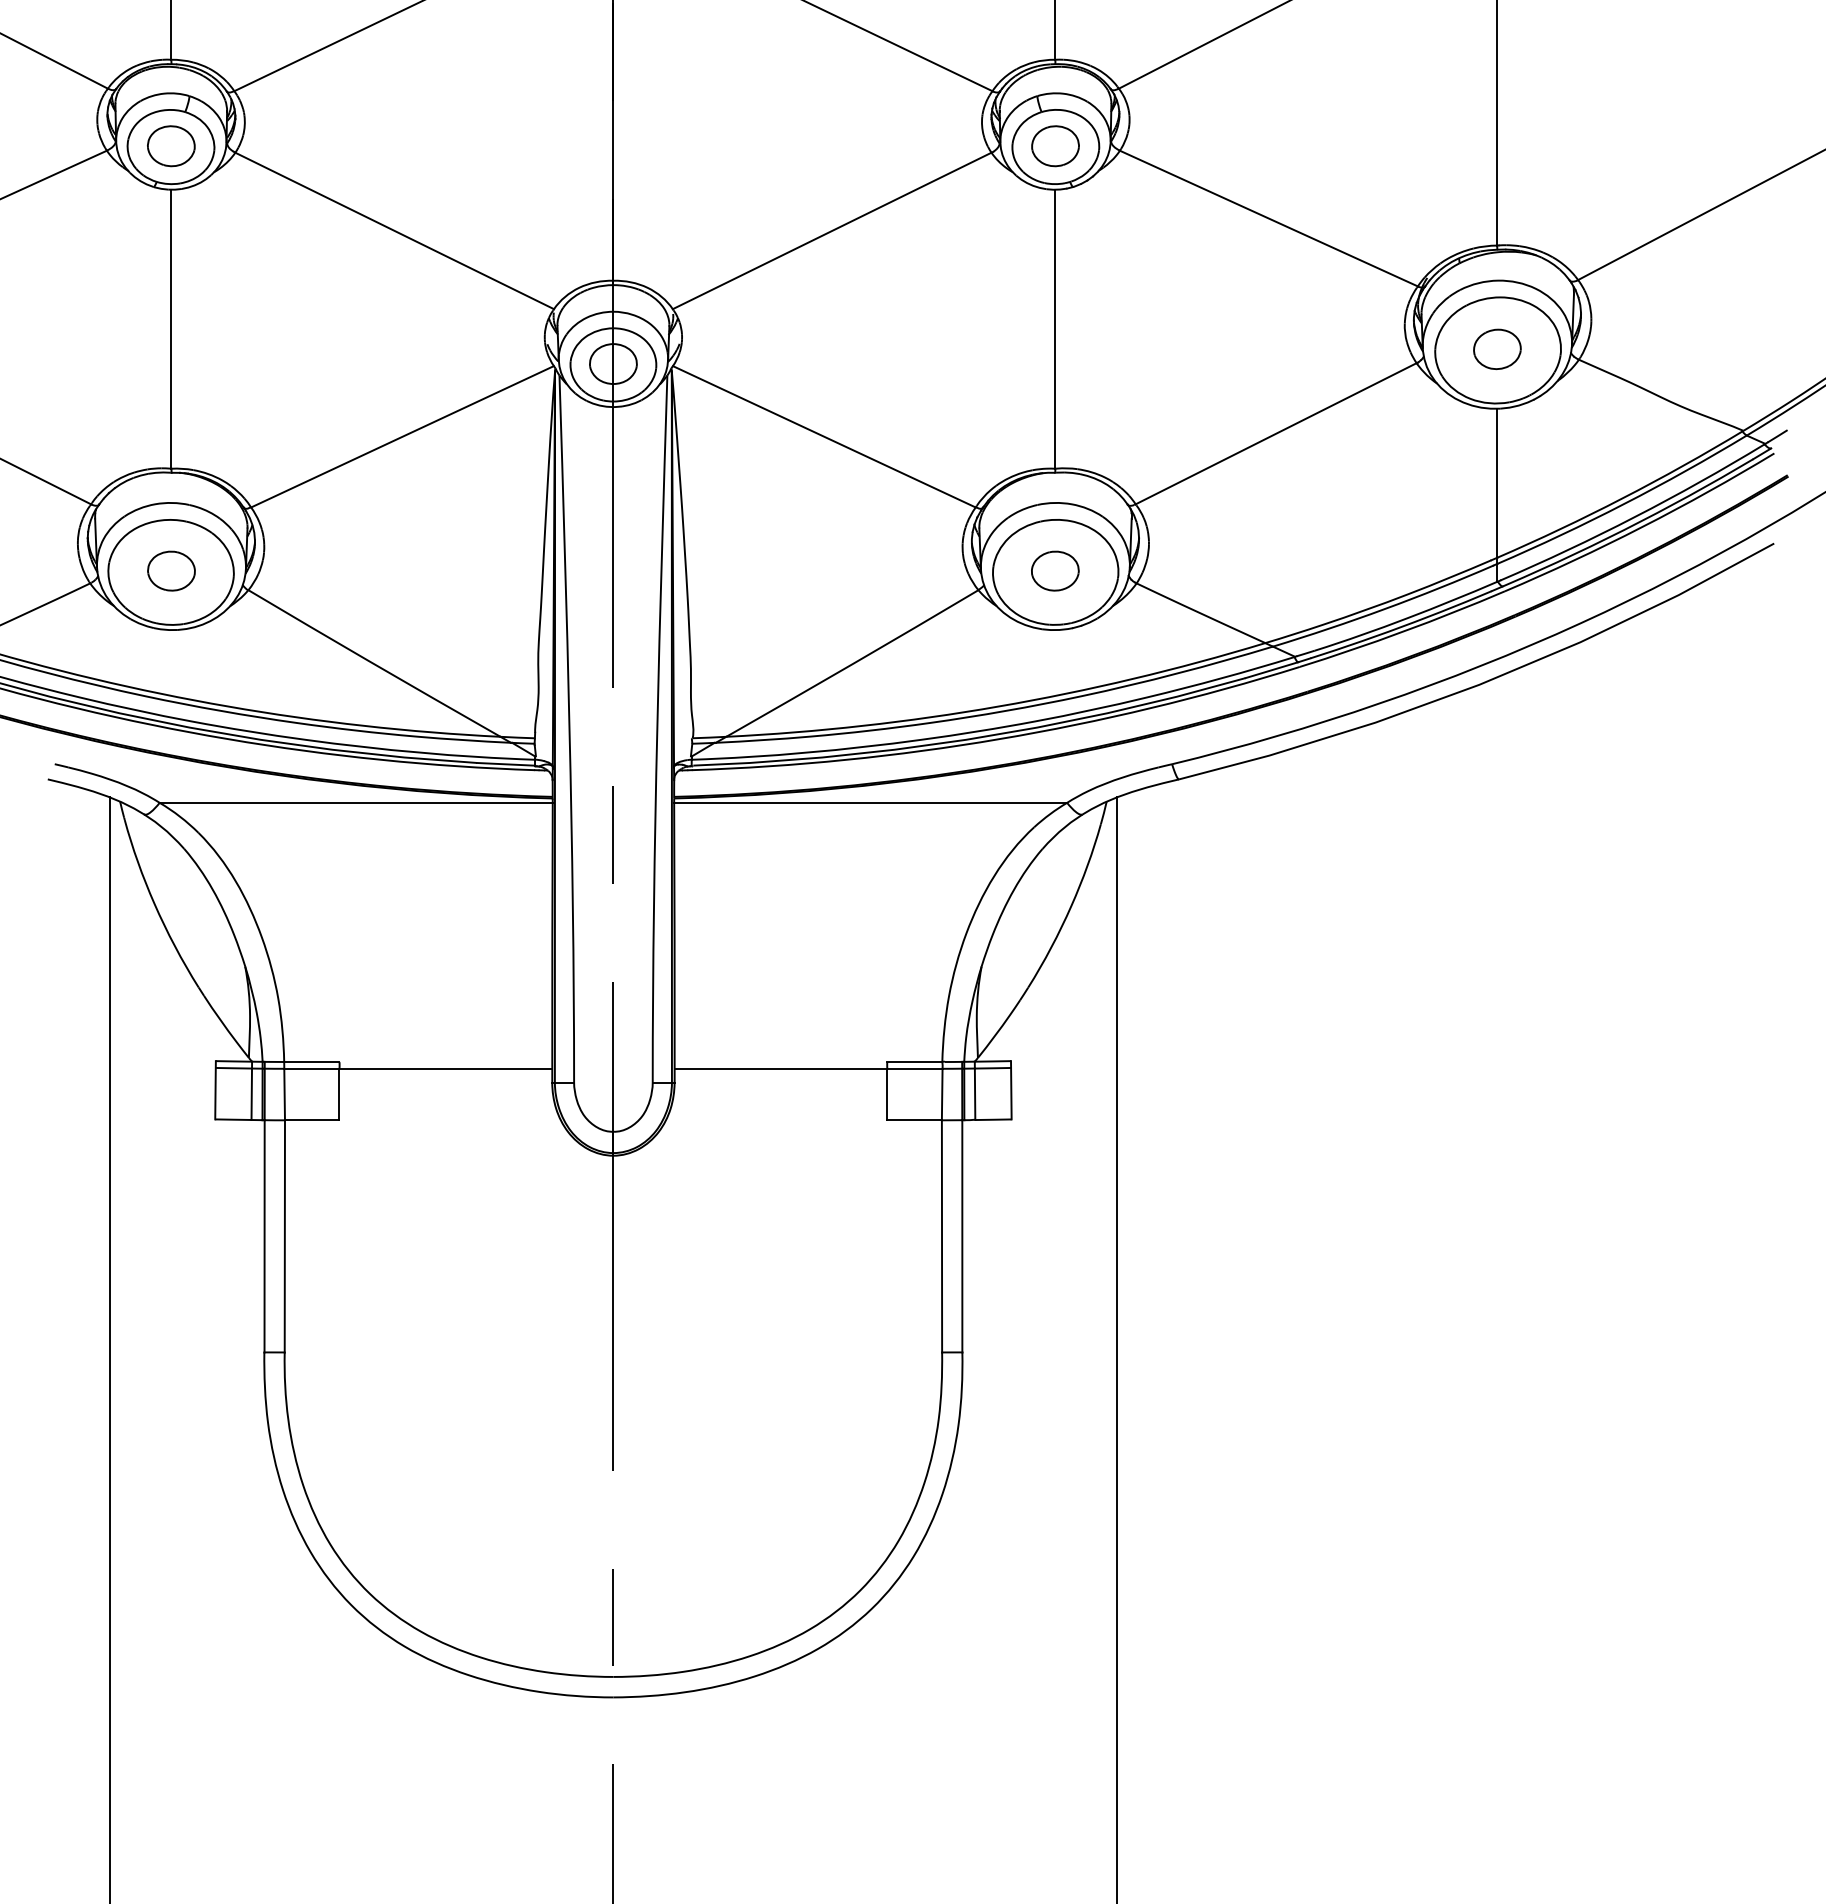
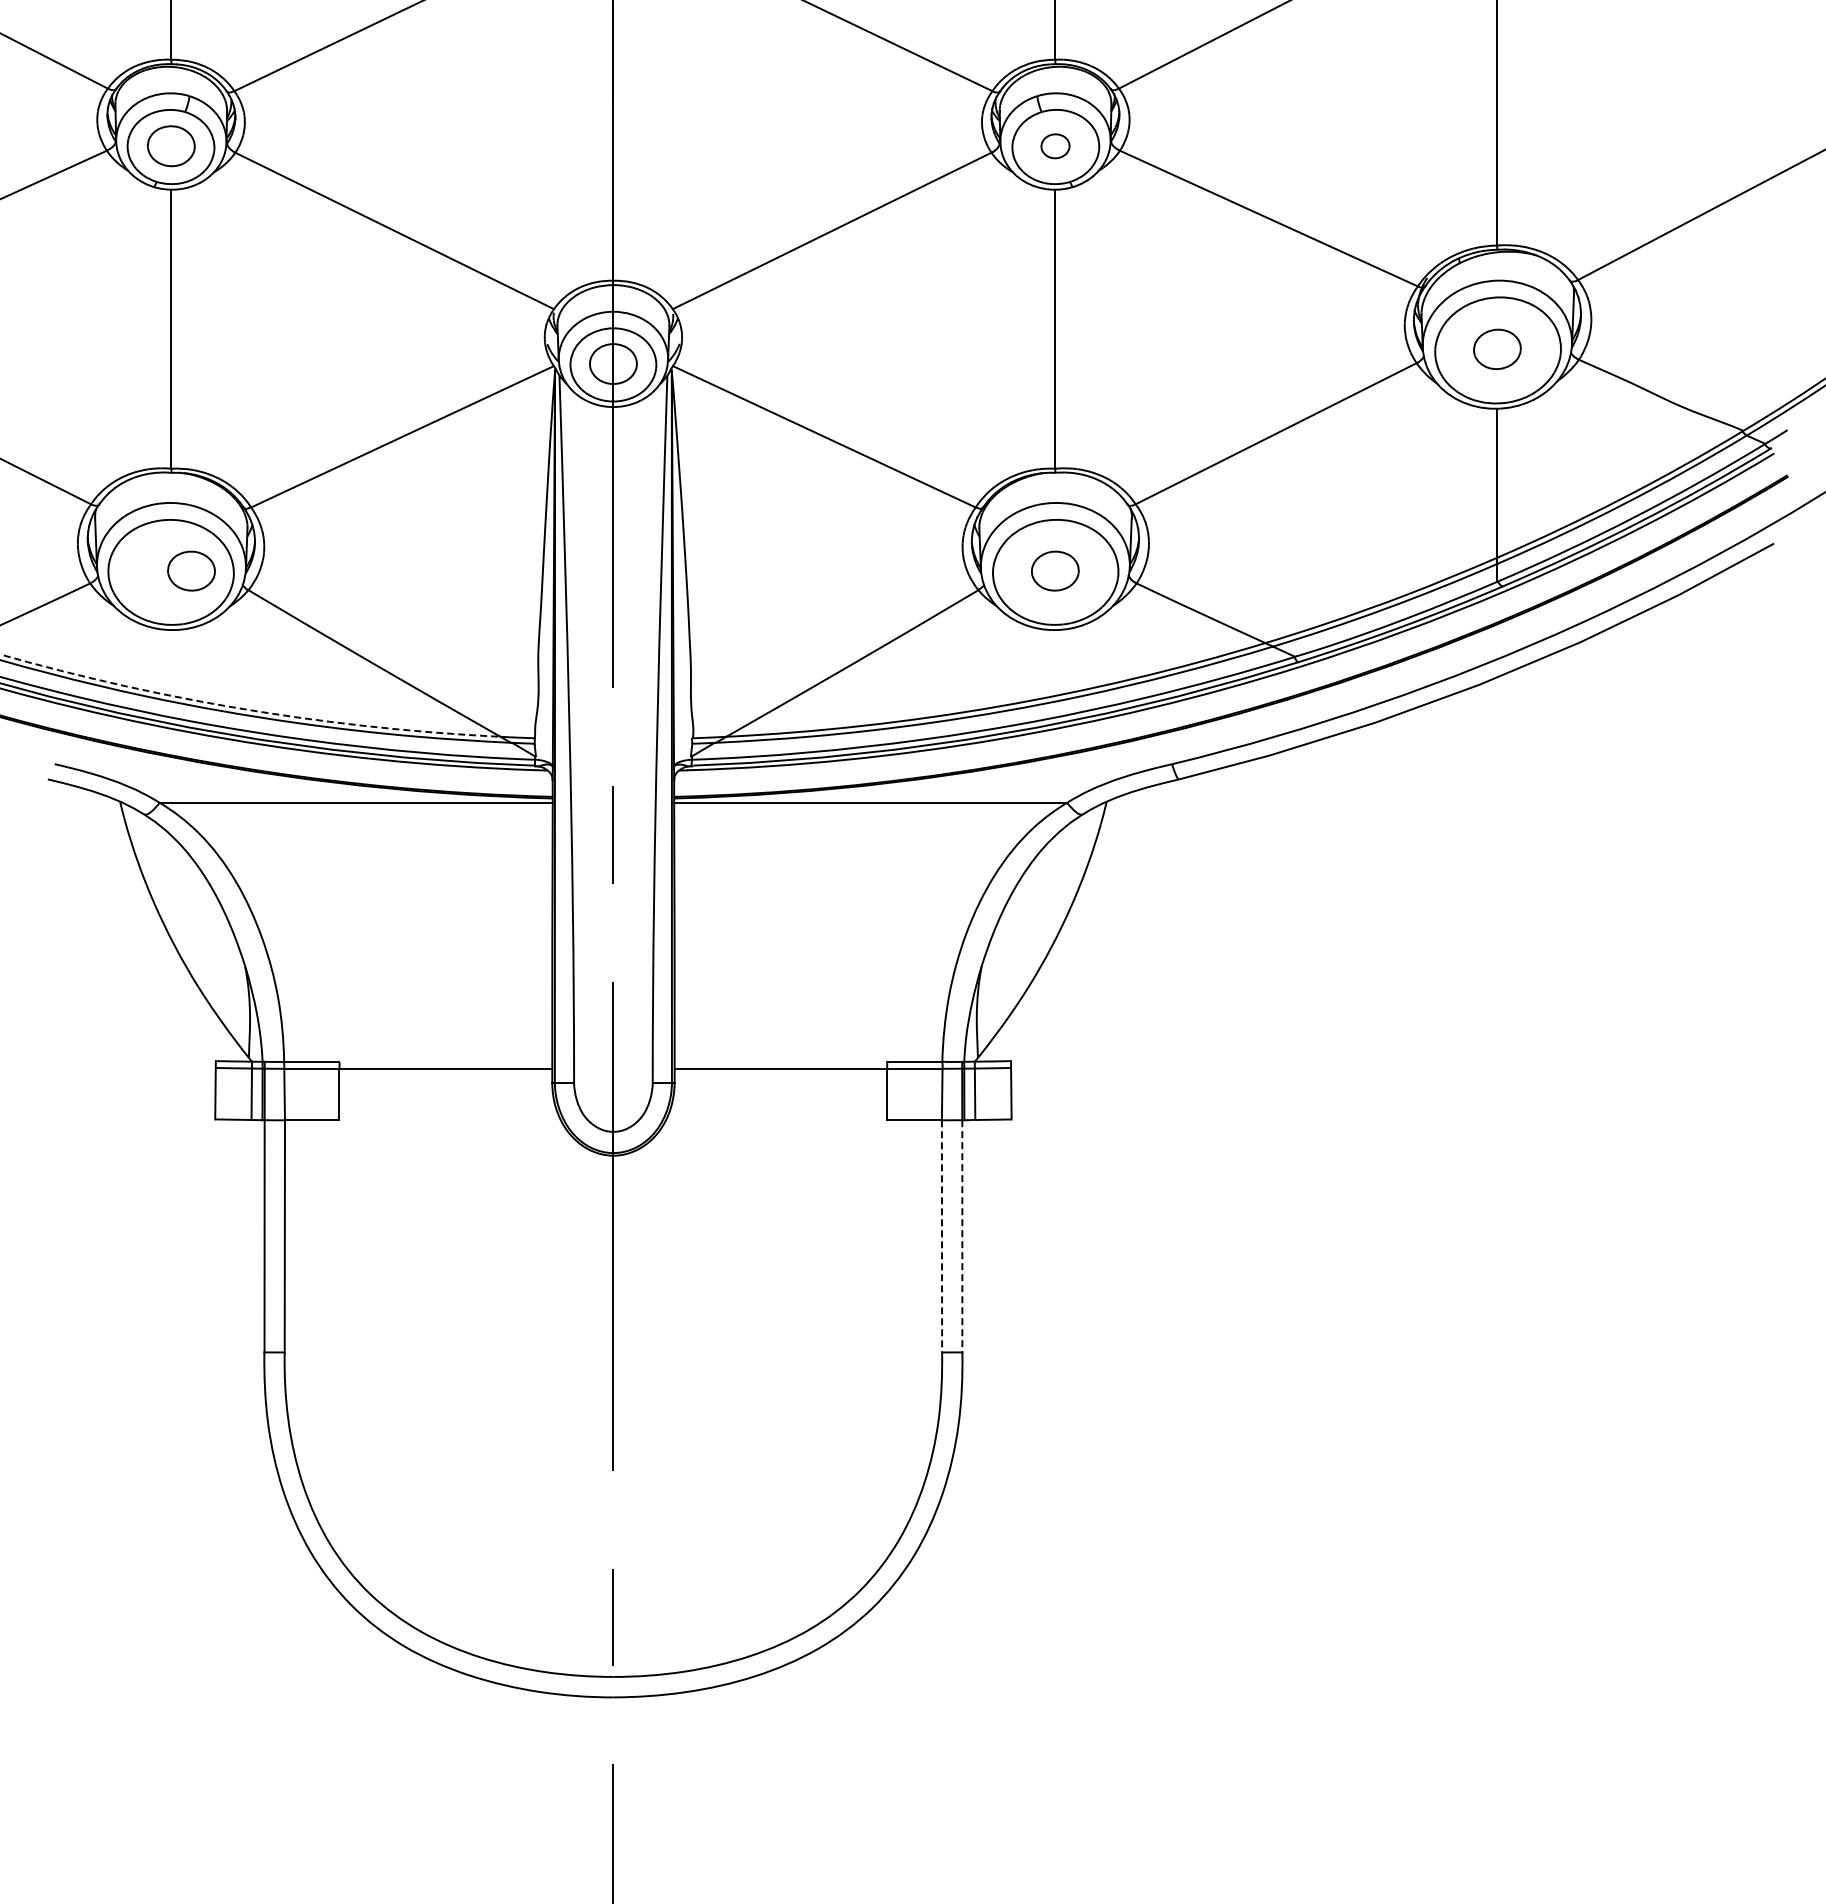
part size: 49x43 px -> 31x27 px (1055, 146)
part position: (171, 570) -> (191, 570) (191, 570)
arc: solid -> dashed (248, 709)
line: solid -> dashed (942, 1236)
line: solid -> dashed (962, 1236)
line: present -> none (109, 1348)
line: present -> none (1117, 1348)
